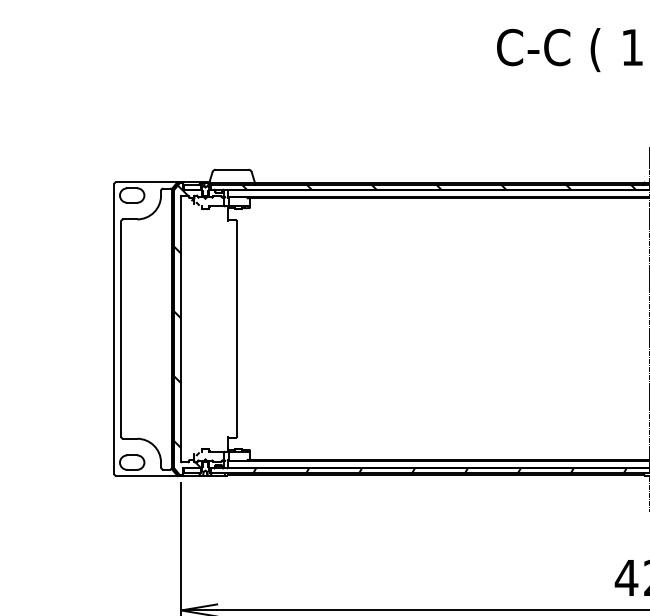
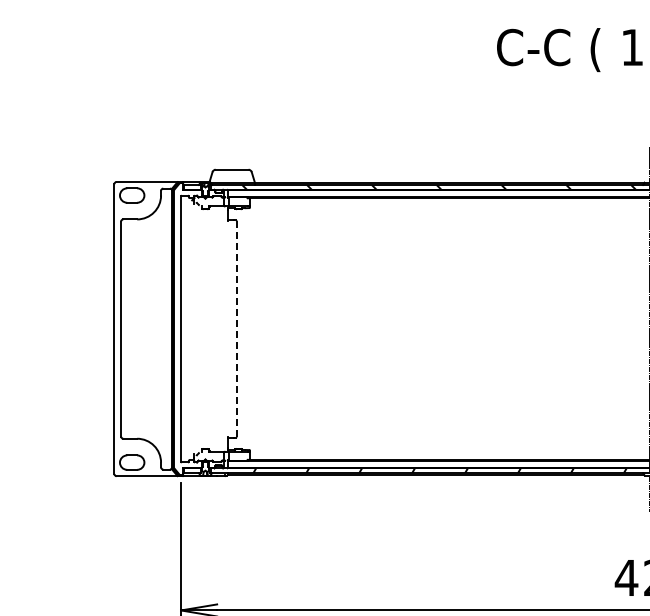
hatch: present -> none (187, 326)
line: solid -> dashed (236, 328)
